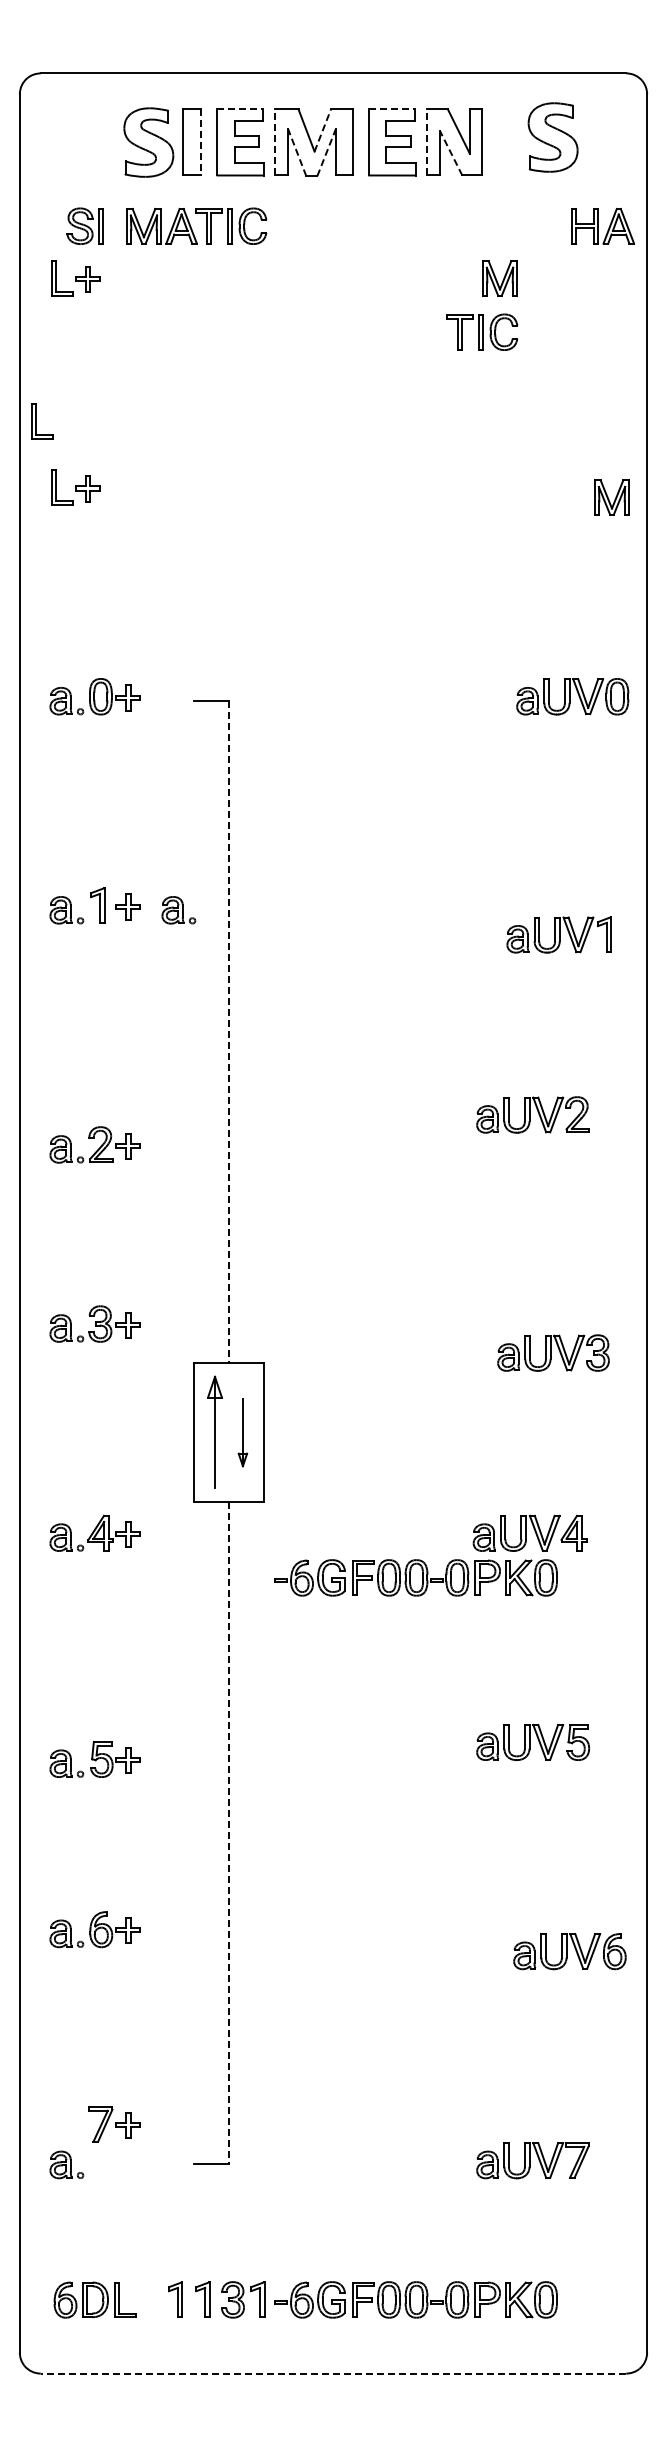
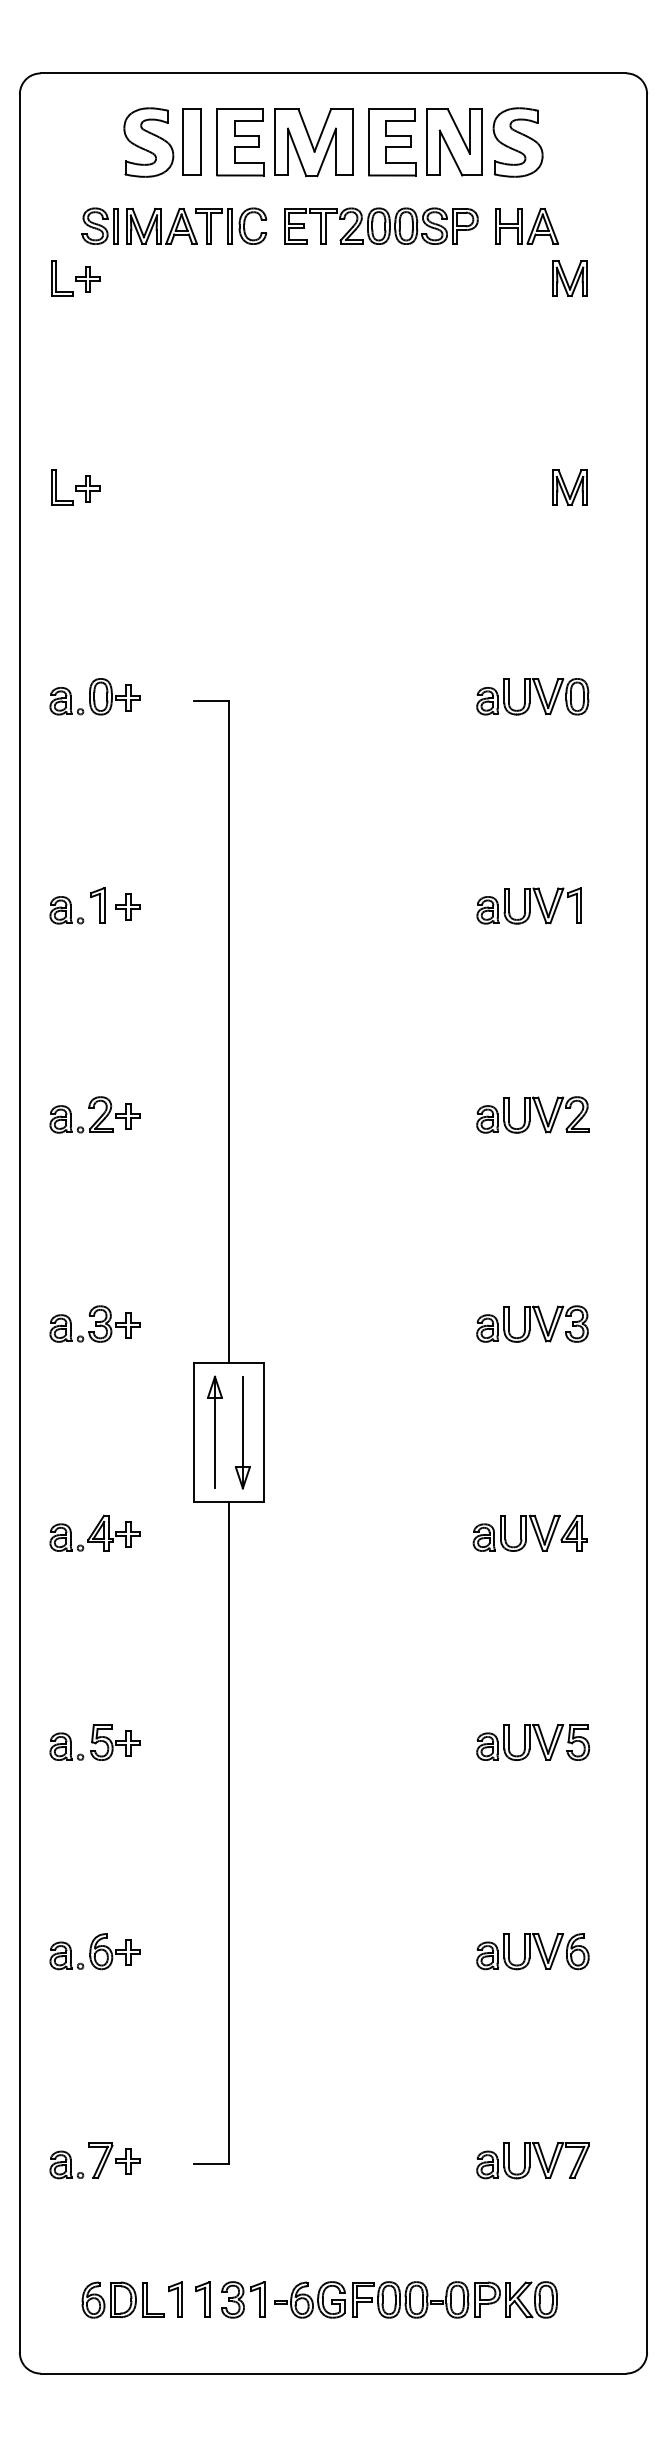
line: dashed -> solid (240, 109)
line: dashed -> solid (392, 109)
line: dashed -> solid (322, 130)
part position: (552, 137) -> (517, 142) (517, 142)
line: dashed -> solid (275, 141)
line: dashed -> solid (427, 141)
line: dashed -> solid (201, 142)
line: dashed -> solid (296, 151)
line: dashed -> solid (326, 152)
line: dashed -> solid (450, 152)
part position: (84, 225) -> (99, 225) (99, 225)
part: none -> present (381, 225)
part position: (602, 225) -> (526, 225) (526, 225)
part position: (499, 278) -> (569, 278) (569, 278)
part: present -> none (482, 331)
part: present -> none (42, 421)
part position: (611, 497) -> (569, 487) (569, 487)
part position: (572, 696) -> (532, 696) (532, 696)
part: present -> none (178, 910)
part position: (558, 934) -> (528, 905) (528, 905)
line: dashed -> solid (228, 1032)
part position: (94, 1144) -> (94, 1114) (94, 1114)
part position: (553, 1352) -> (532, 1323) (532, 1323)
part size: 12x70 px -> 16x114 px (242, 1432)
part: present -> none (415, 1577)
part position: (94, 1759) -> (94, 1742) (94, 1742)
line: dashed -> solid (228, 1833)
part position: (94, 1929) -> (94, 1951) (94, 1951)
part position: (569, 1951) -> (532, 1951) (532, 1951)
part position: (114, 2124) -> (114, 2160) (114, 2160)
part position: (94, 2299) -> (122, 2299) (122, 2299)
line: dashed -> solid (333, 2373)
